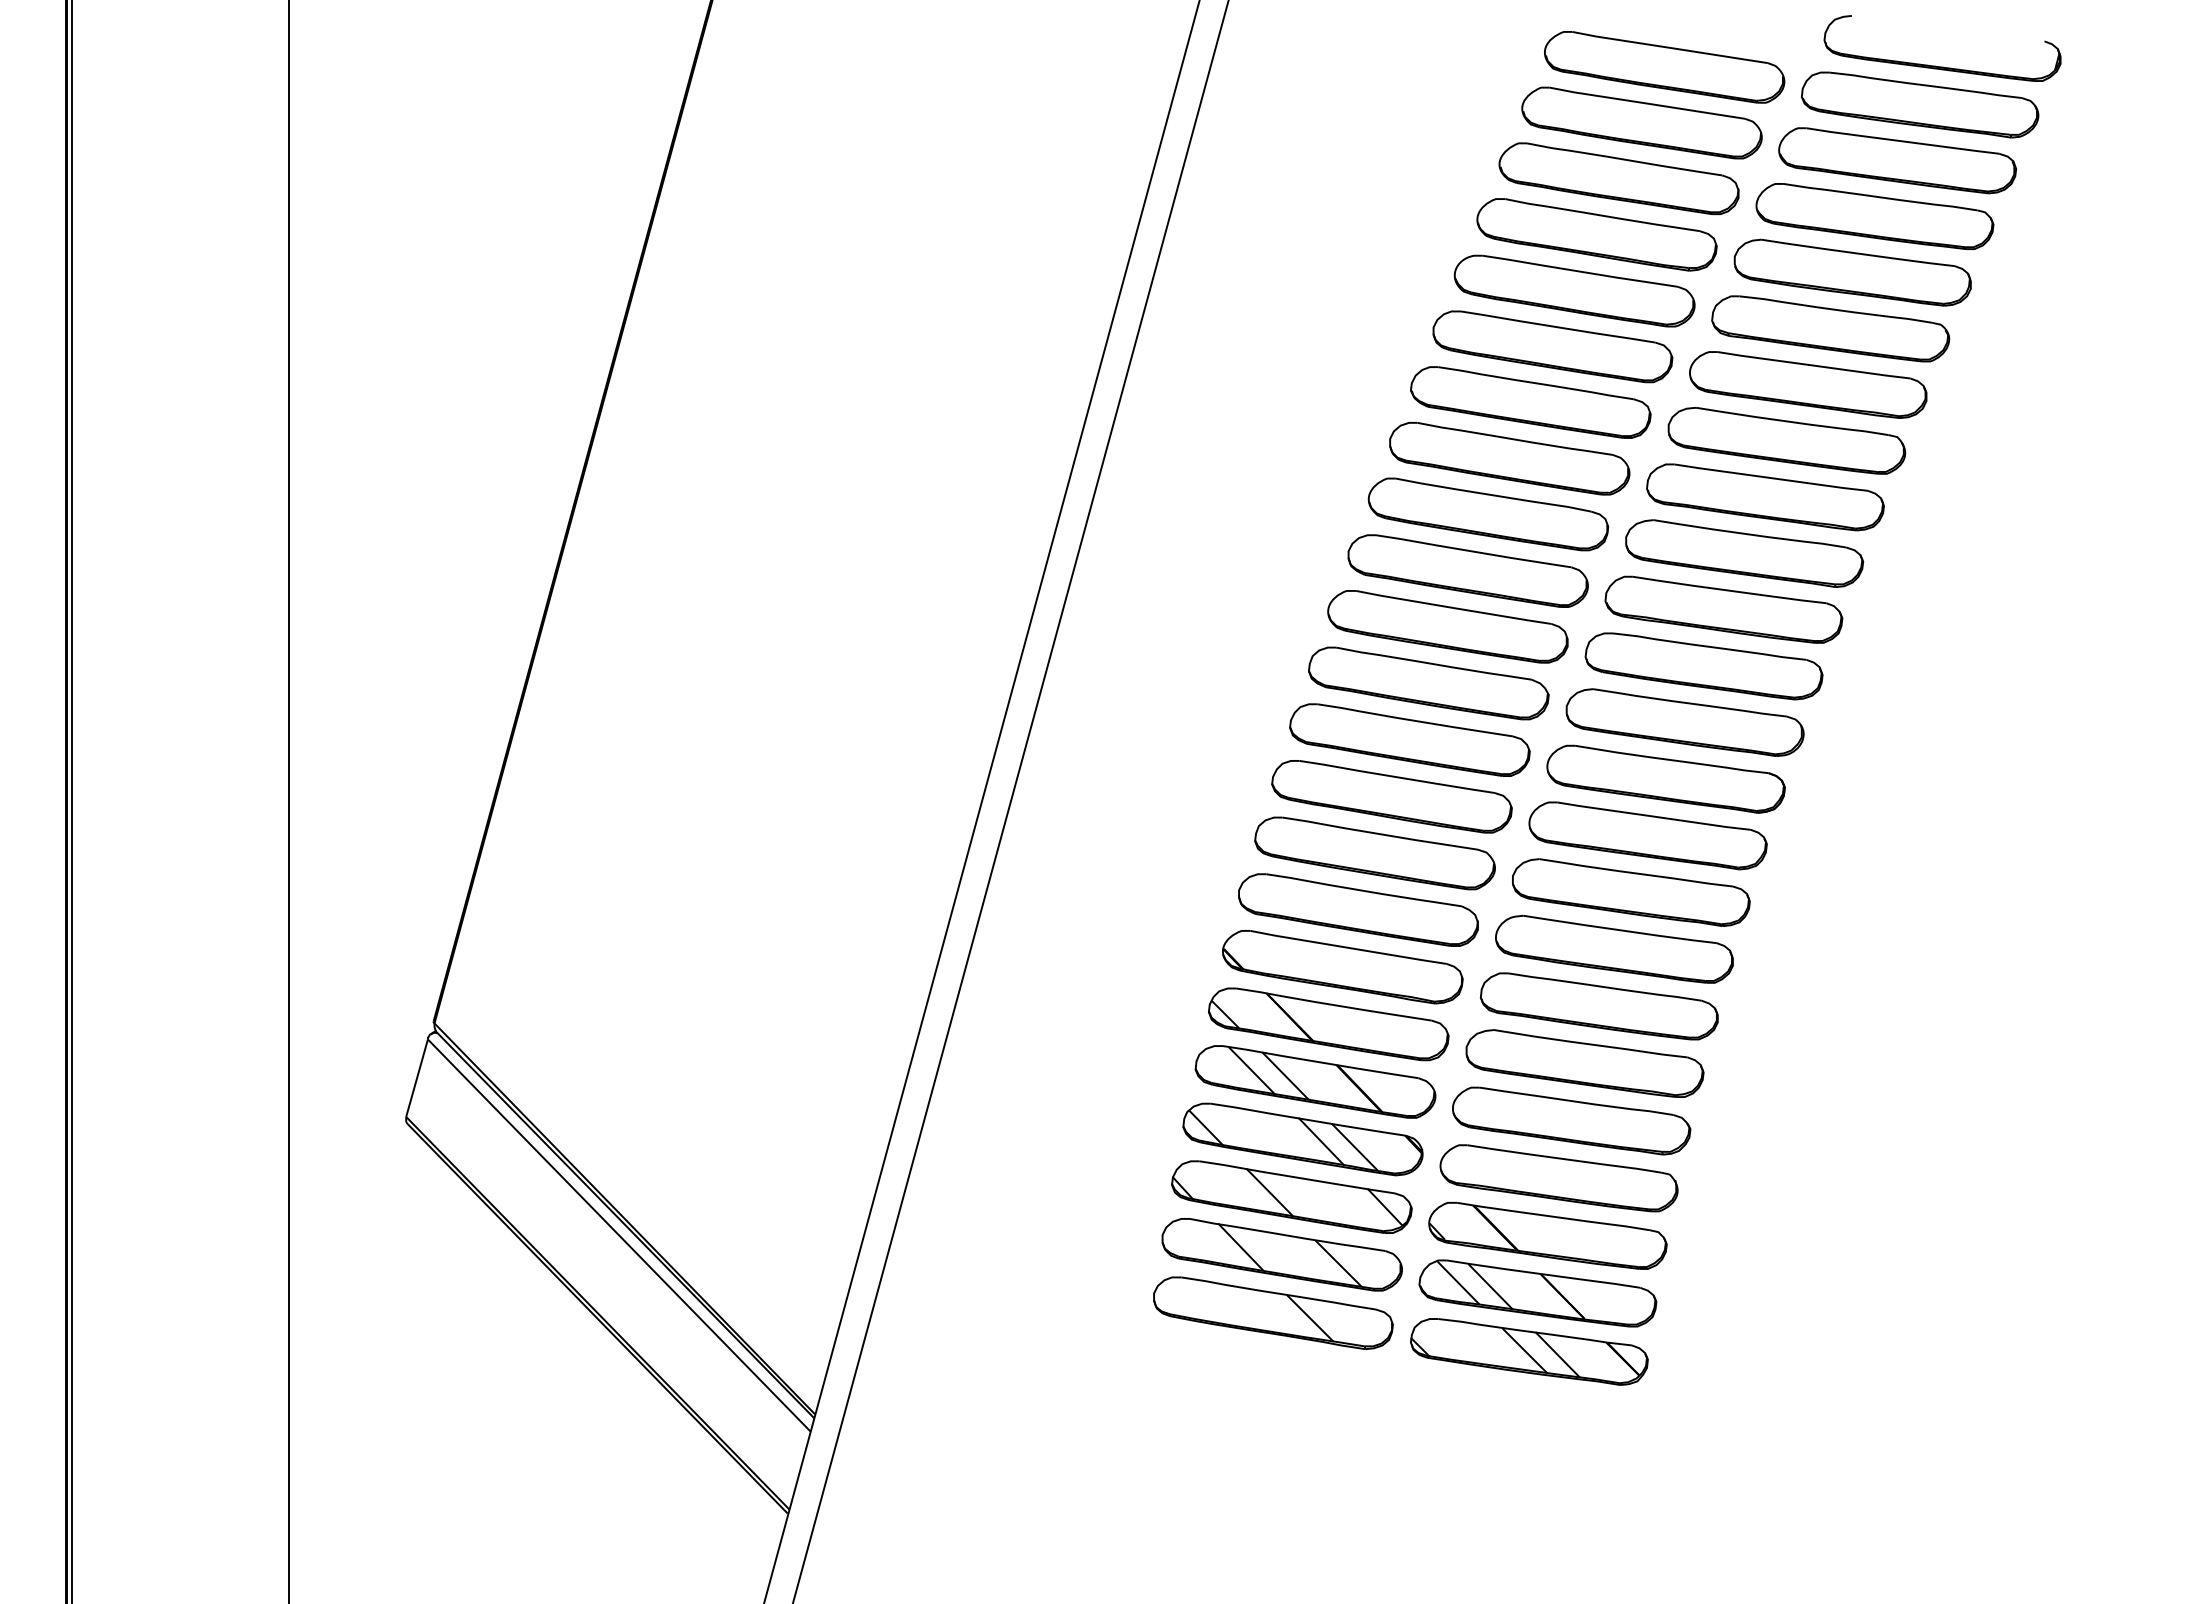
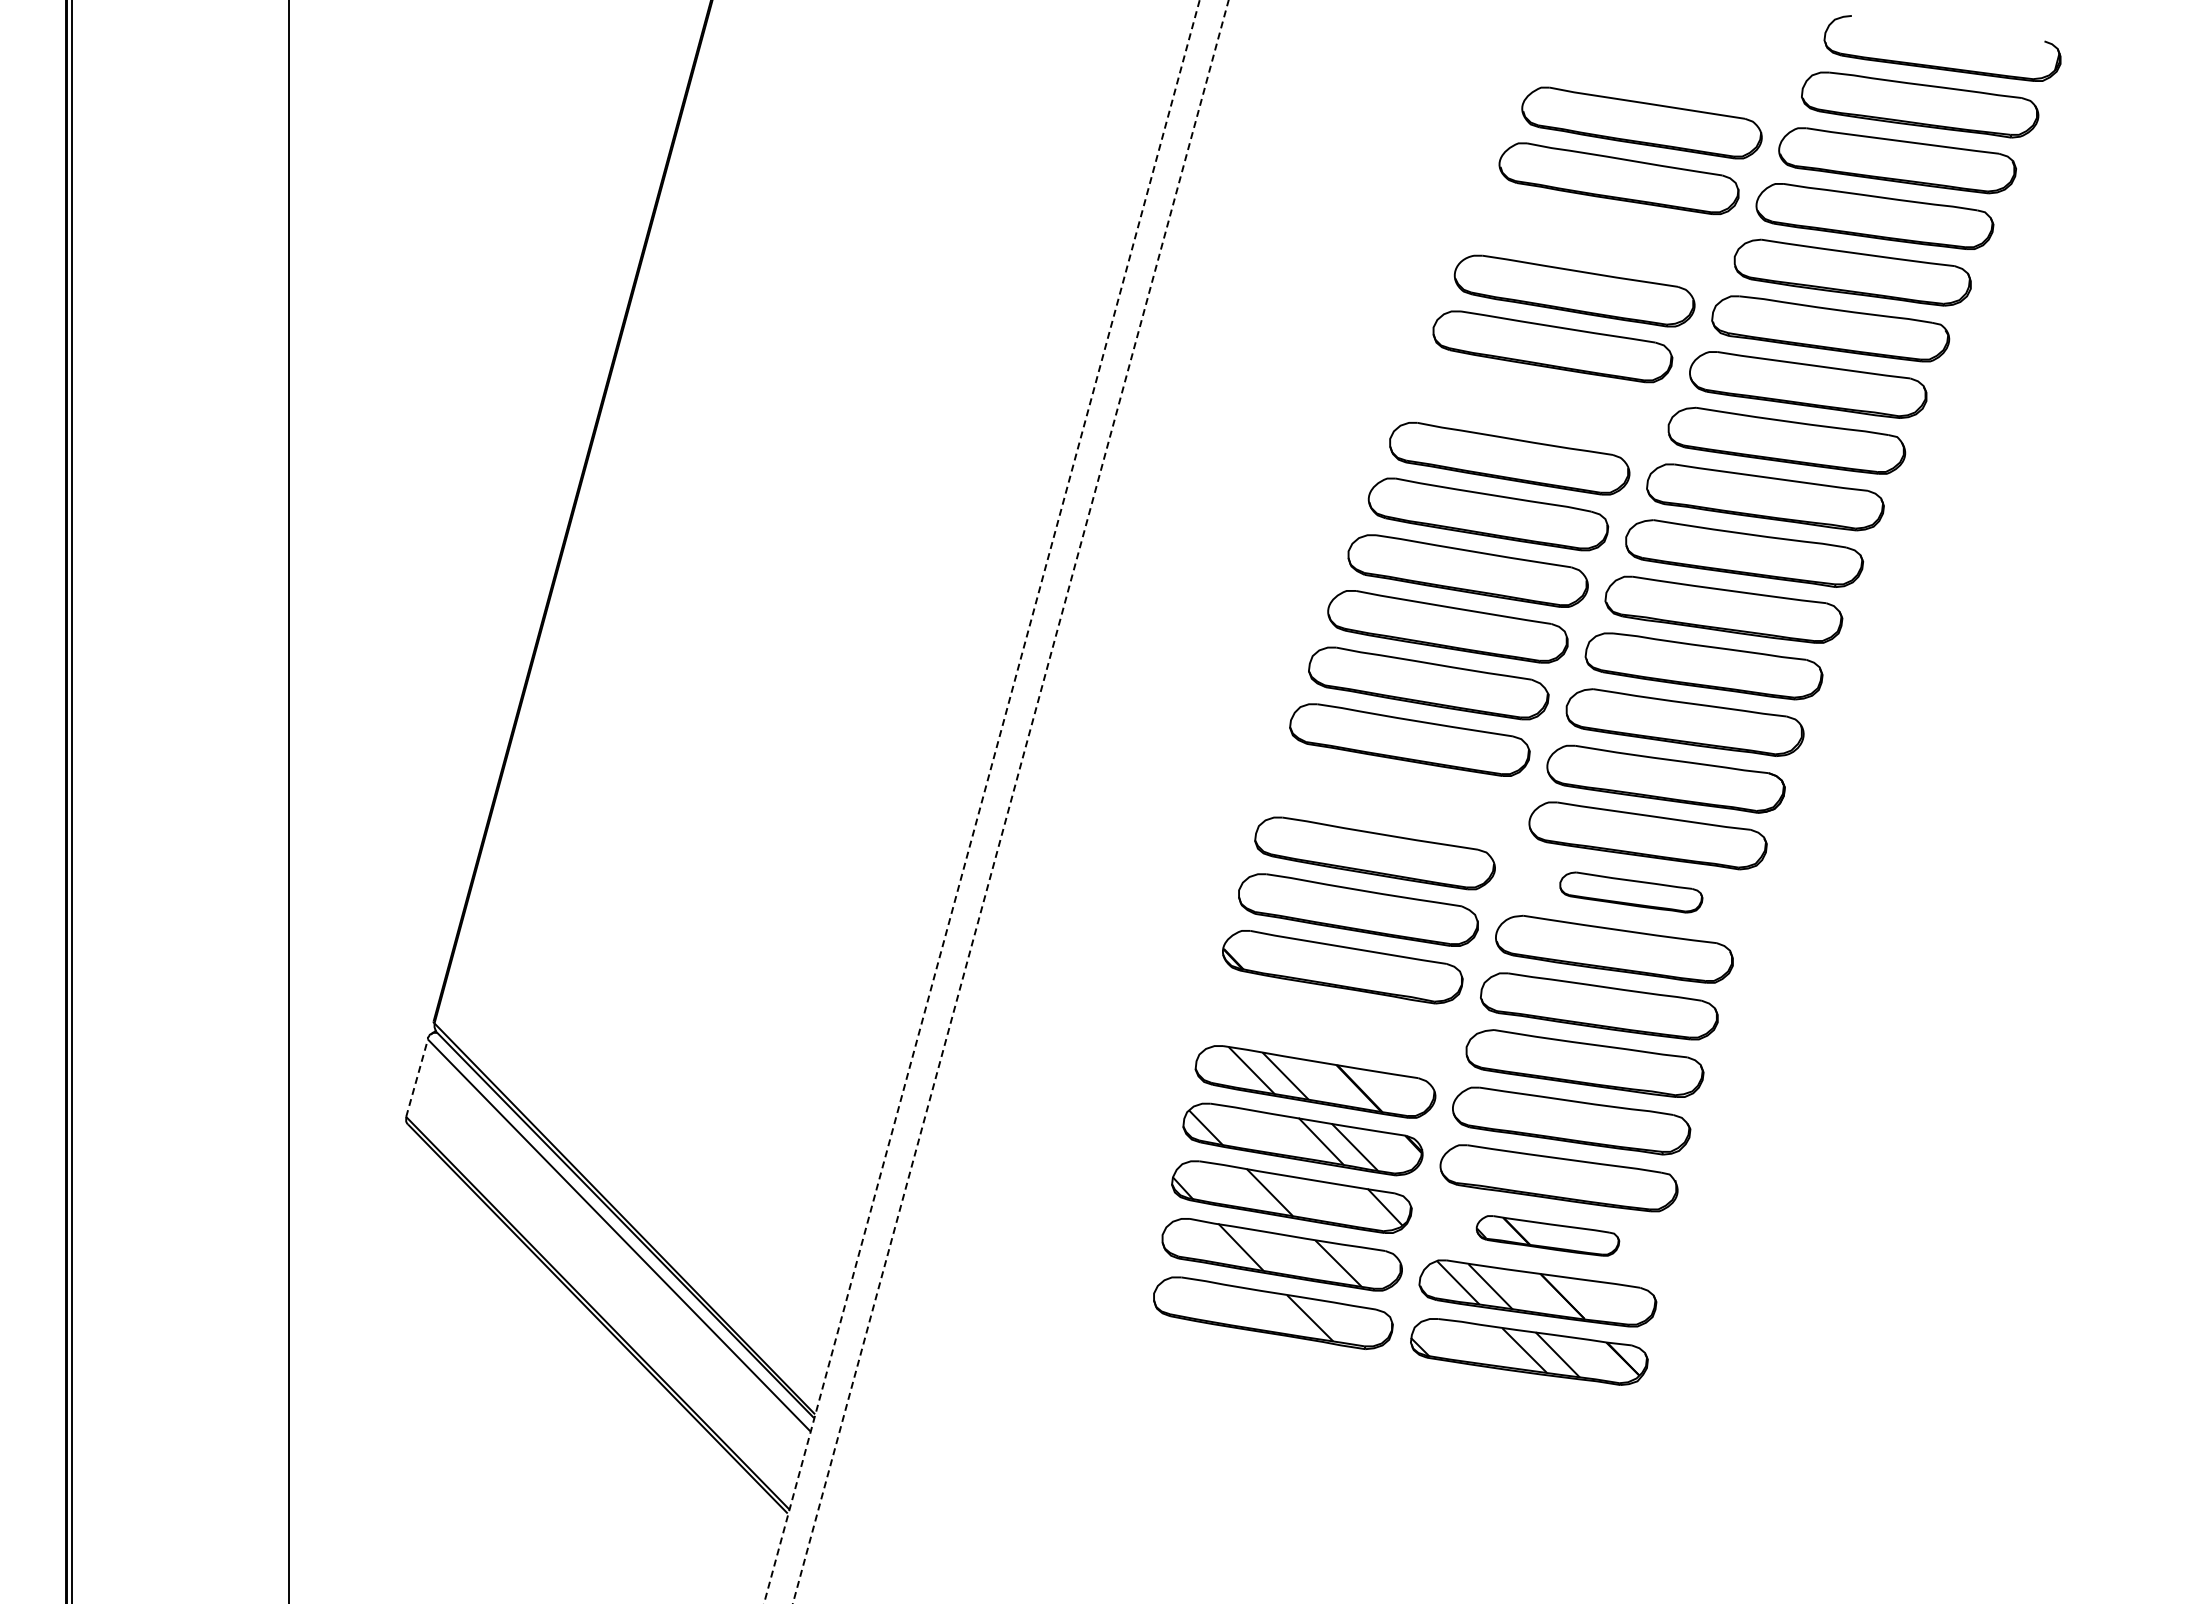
part: present -> none (1664, 67)
part: present -> none (1596, 234)
part: present -> none (1530, 402)
part: present -> none (1391, 796)
line: solid -> dashed (981, 801)
line: solid -> dashed (1010, 802)
part size: 239x69 px -> 145x43 px (1631, 892)
part: present -> none (1328, 1024)
line: solid -> dashed (417, 1077)
part size: 240x68 px -> 146x42 px (1547, 1235)
